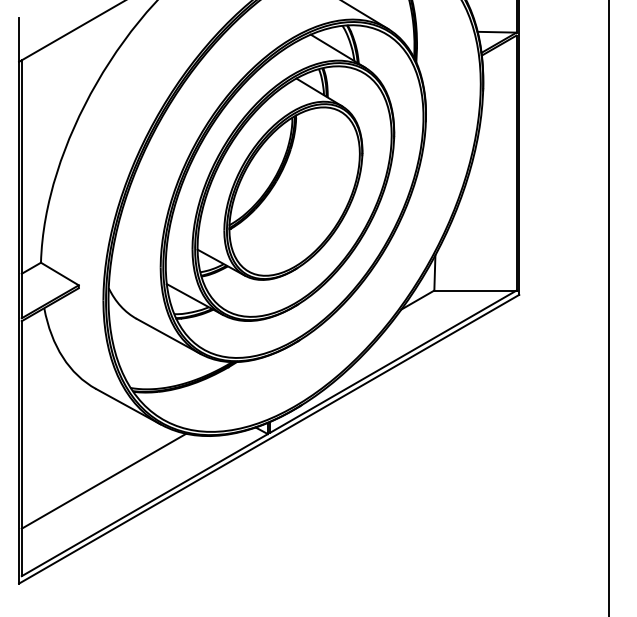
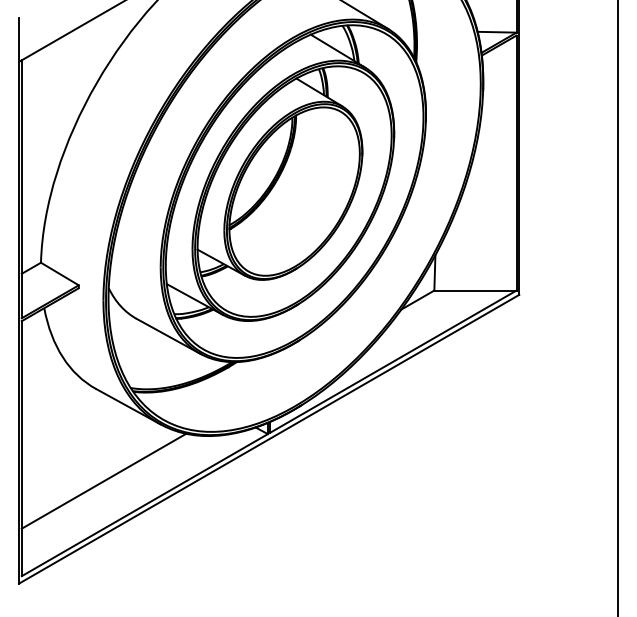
line position: (608, 307) -> (617, 307) (617, 307)
